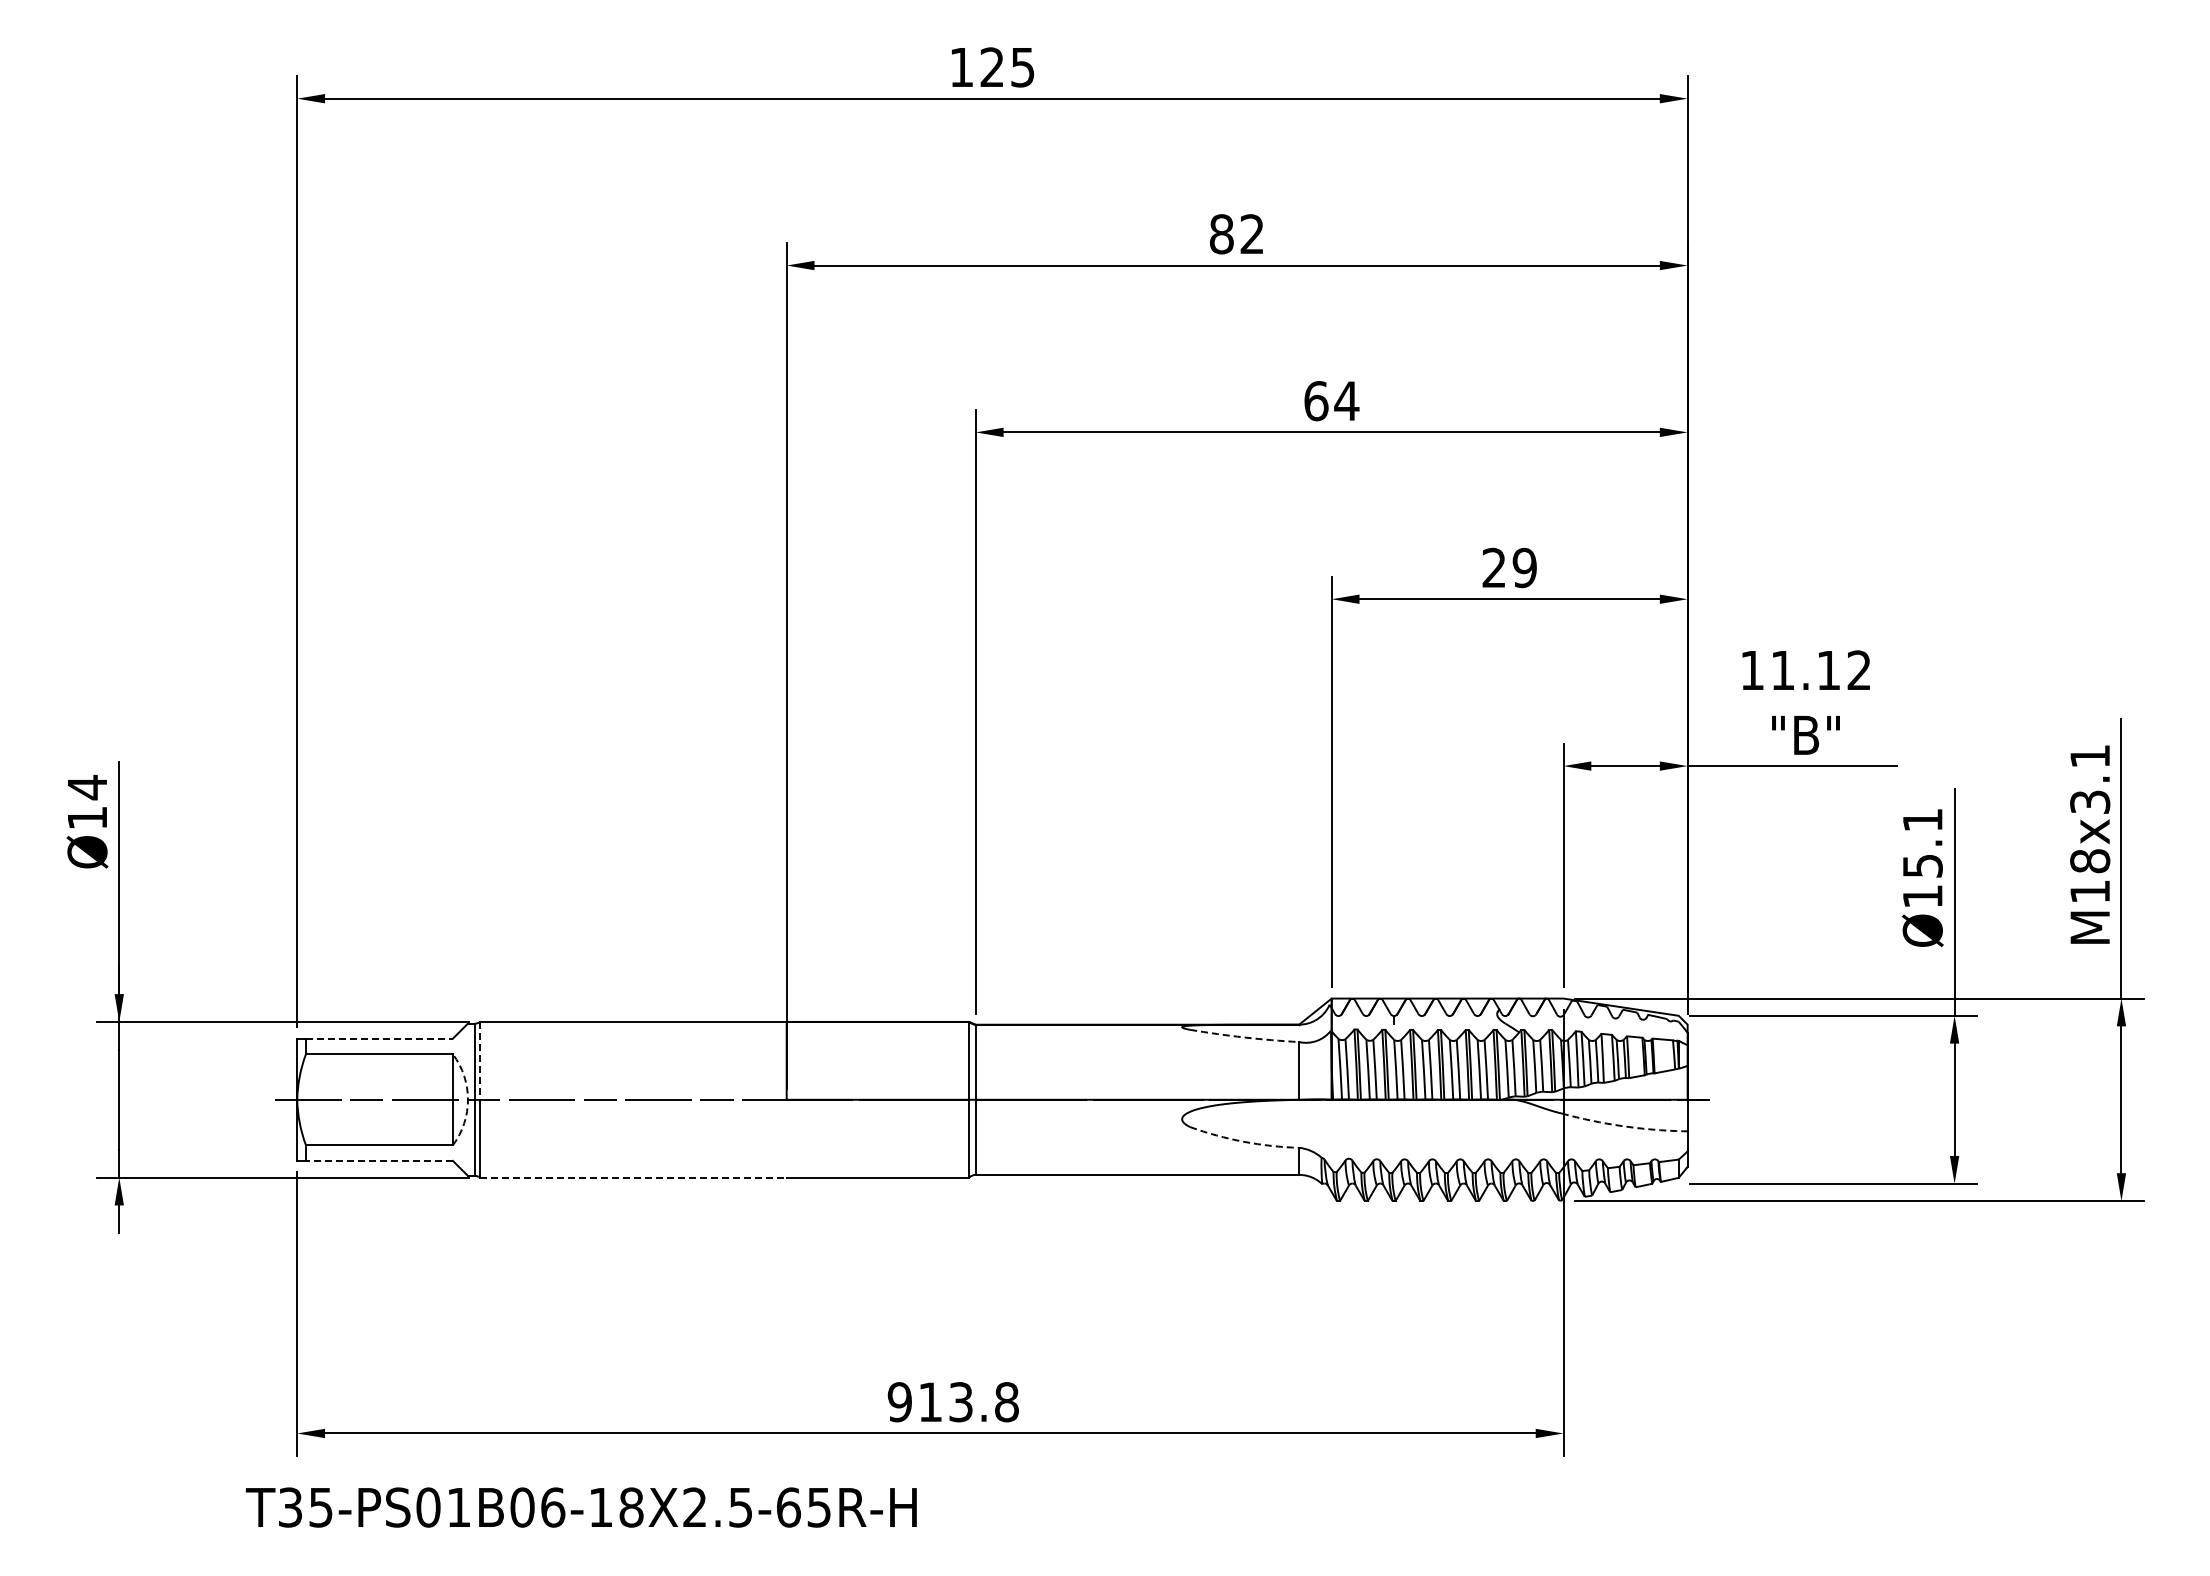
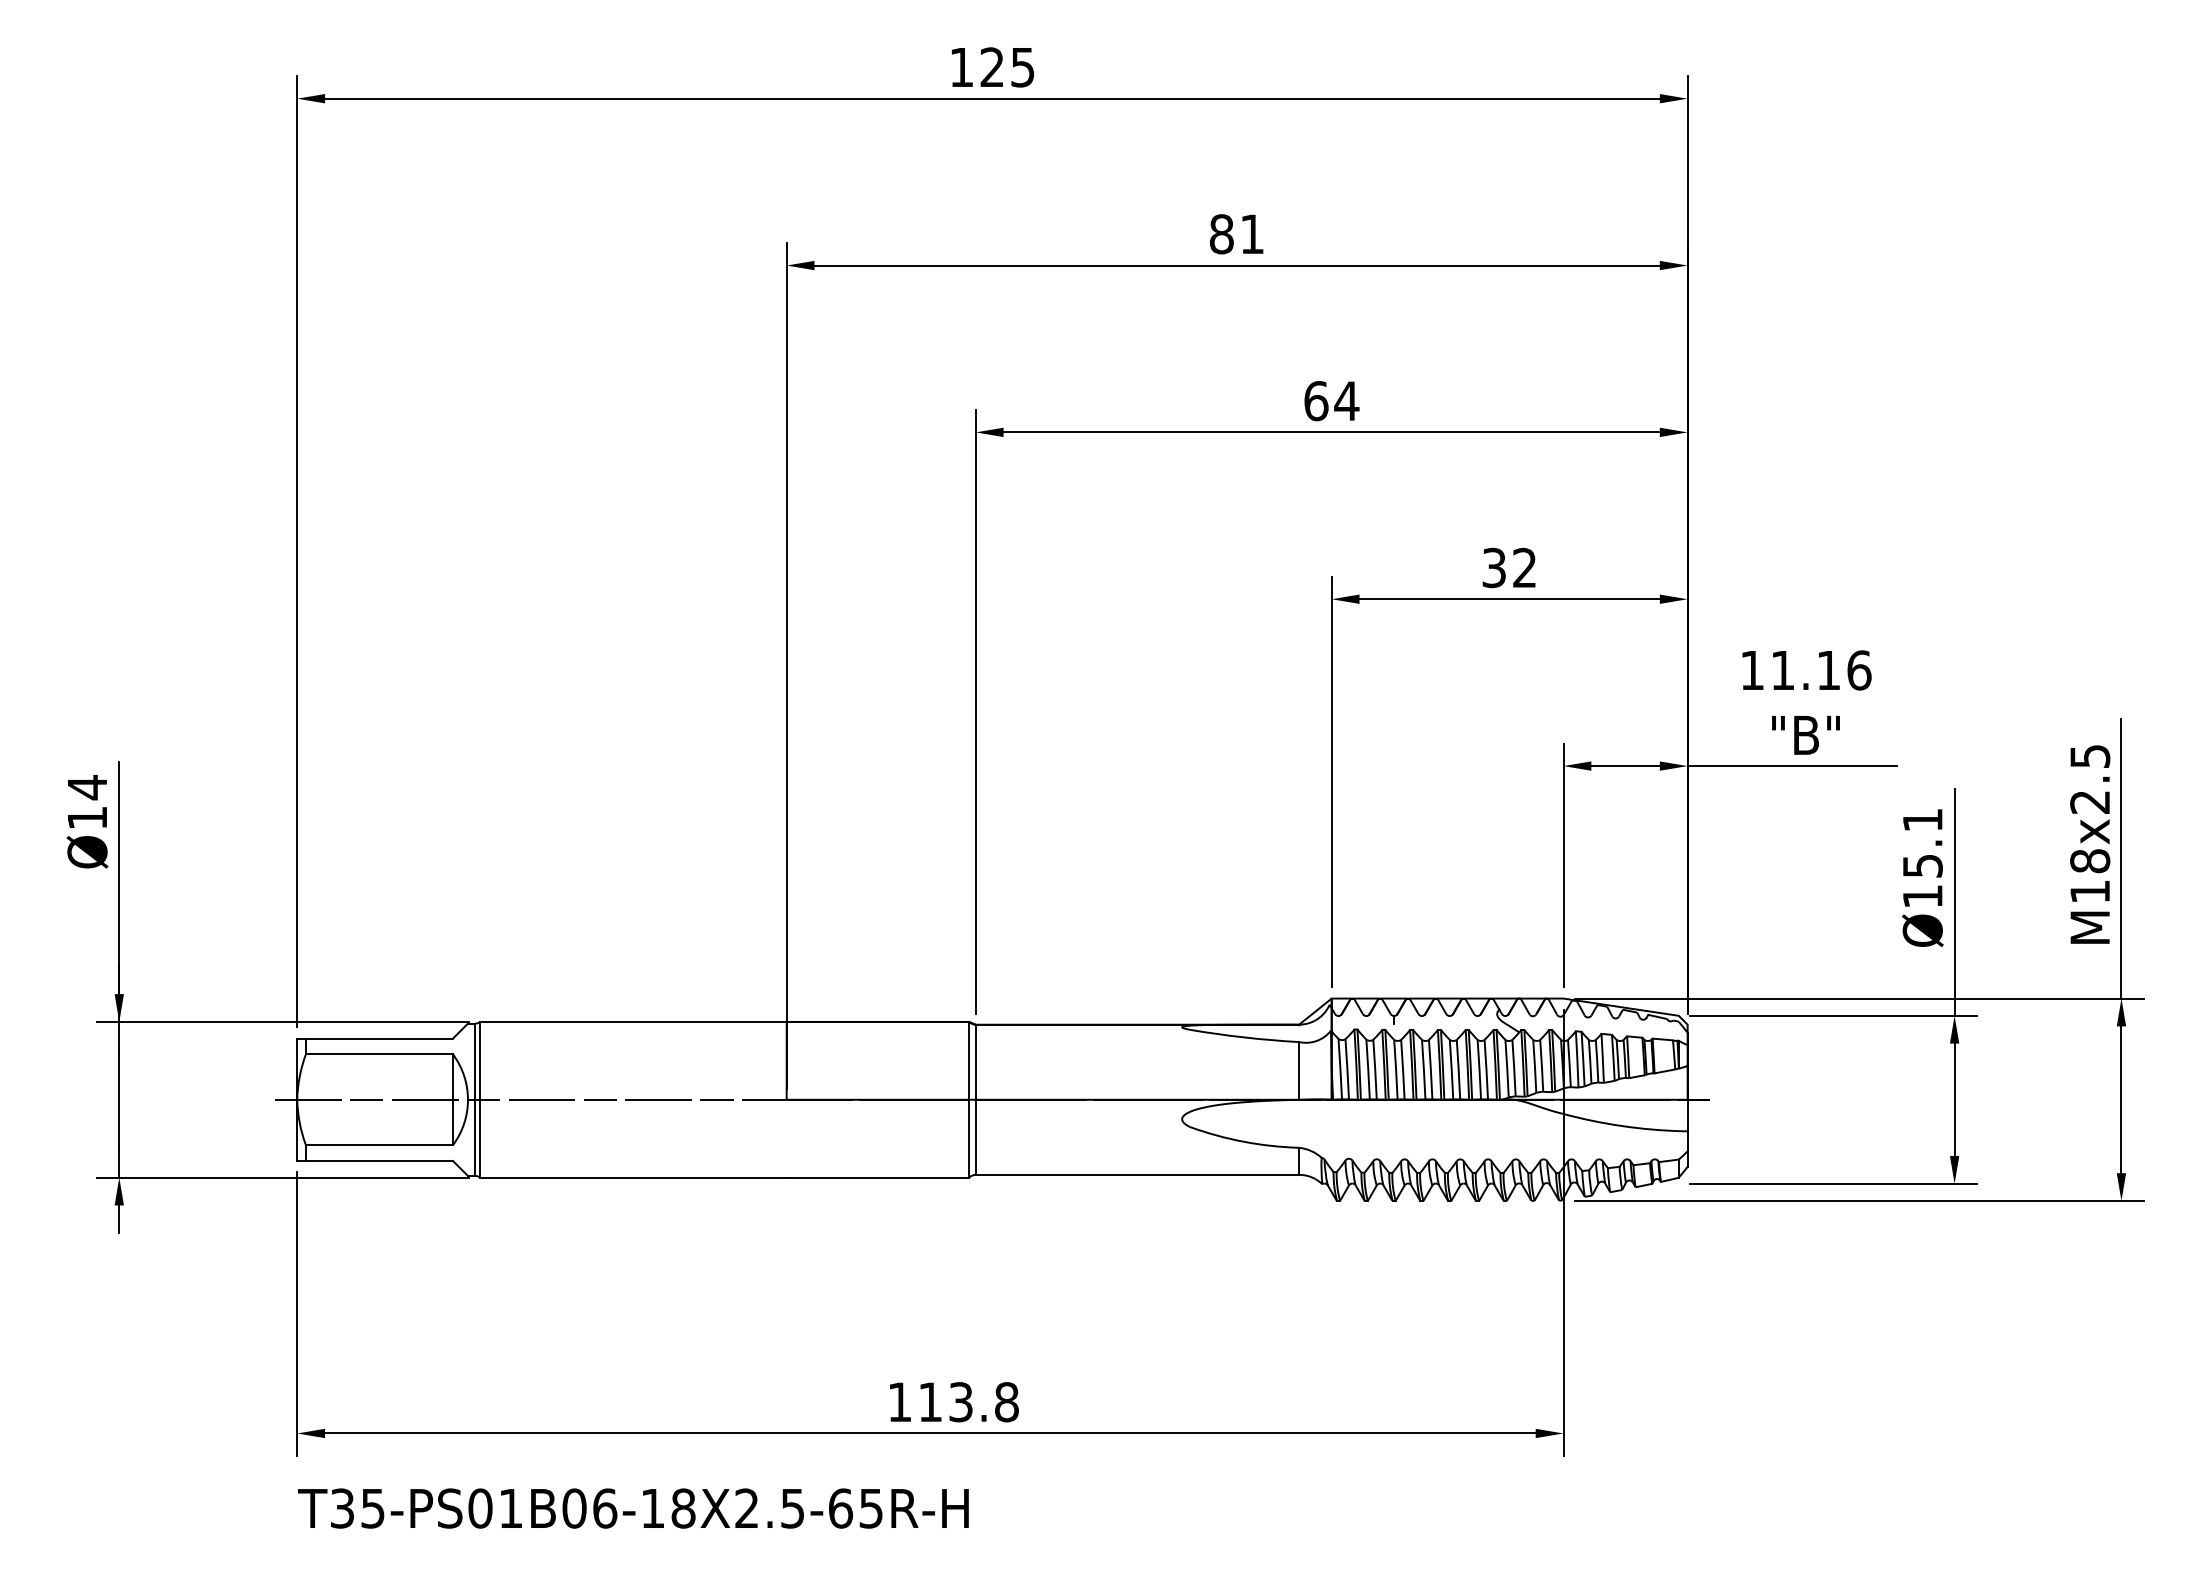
text: 82 -> 81 (1251, 233)
text: 29 -> 32 (1509, 567)
text: 11.12 -> 11.16 (1859, 670)
text: M18x3.1 -> M18x2.5 (2090, 779)
arc: dashed -> solid (1244, 1037)
line: dashed -> solid (379, 1038)
line: dashed -> solid (480, 1060)
arc: dashed -> solid (468, 1099)
arc: dashed -> solid (1622, 1126)
arc: dashed -> solid (1243, 1141)
line: dashed -> solid (379, 1160)
line: dashed -> solid (634, 1177)
text: 913.8 -> 113.8 (899, 1402)
text position: (581, 1507) -> (633, 1508) (633, 1508)
